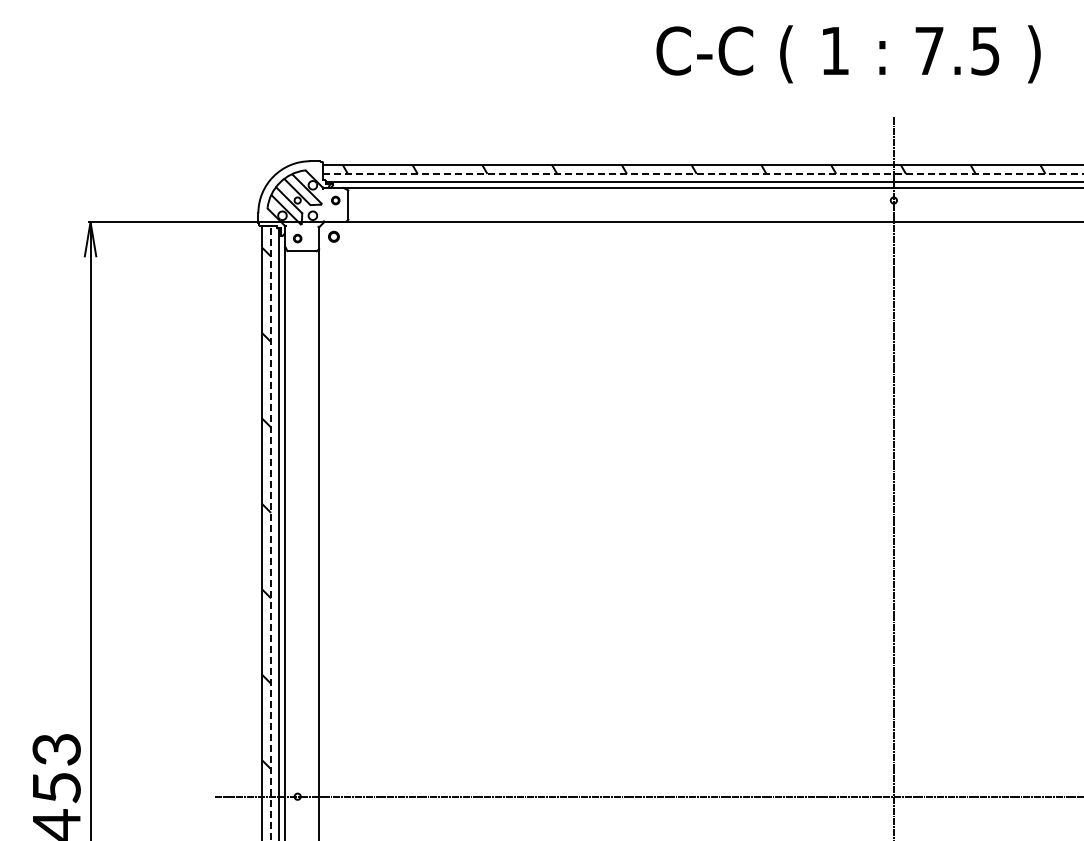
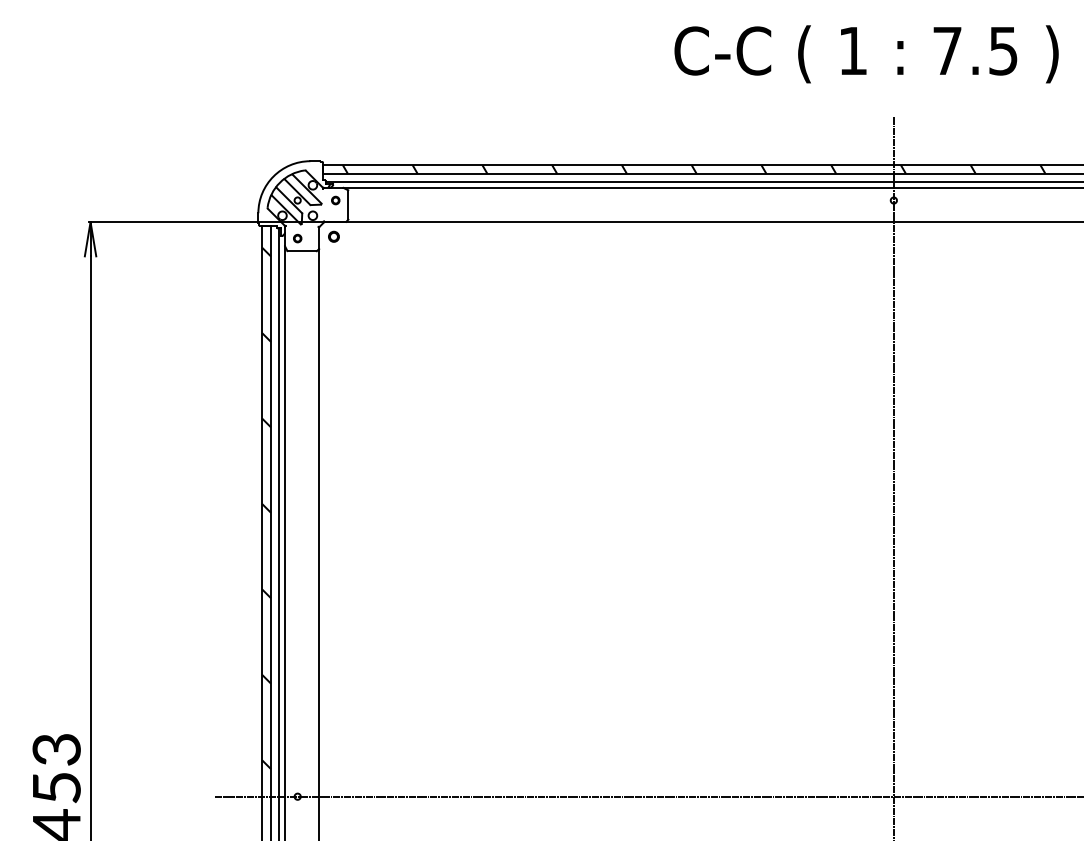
text position: (848, 54) -> (866, 54) (866, 54)
line: dashed -> solid (703, 173)
line: dashed -> solid (271, 532)
